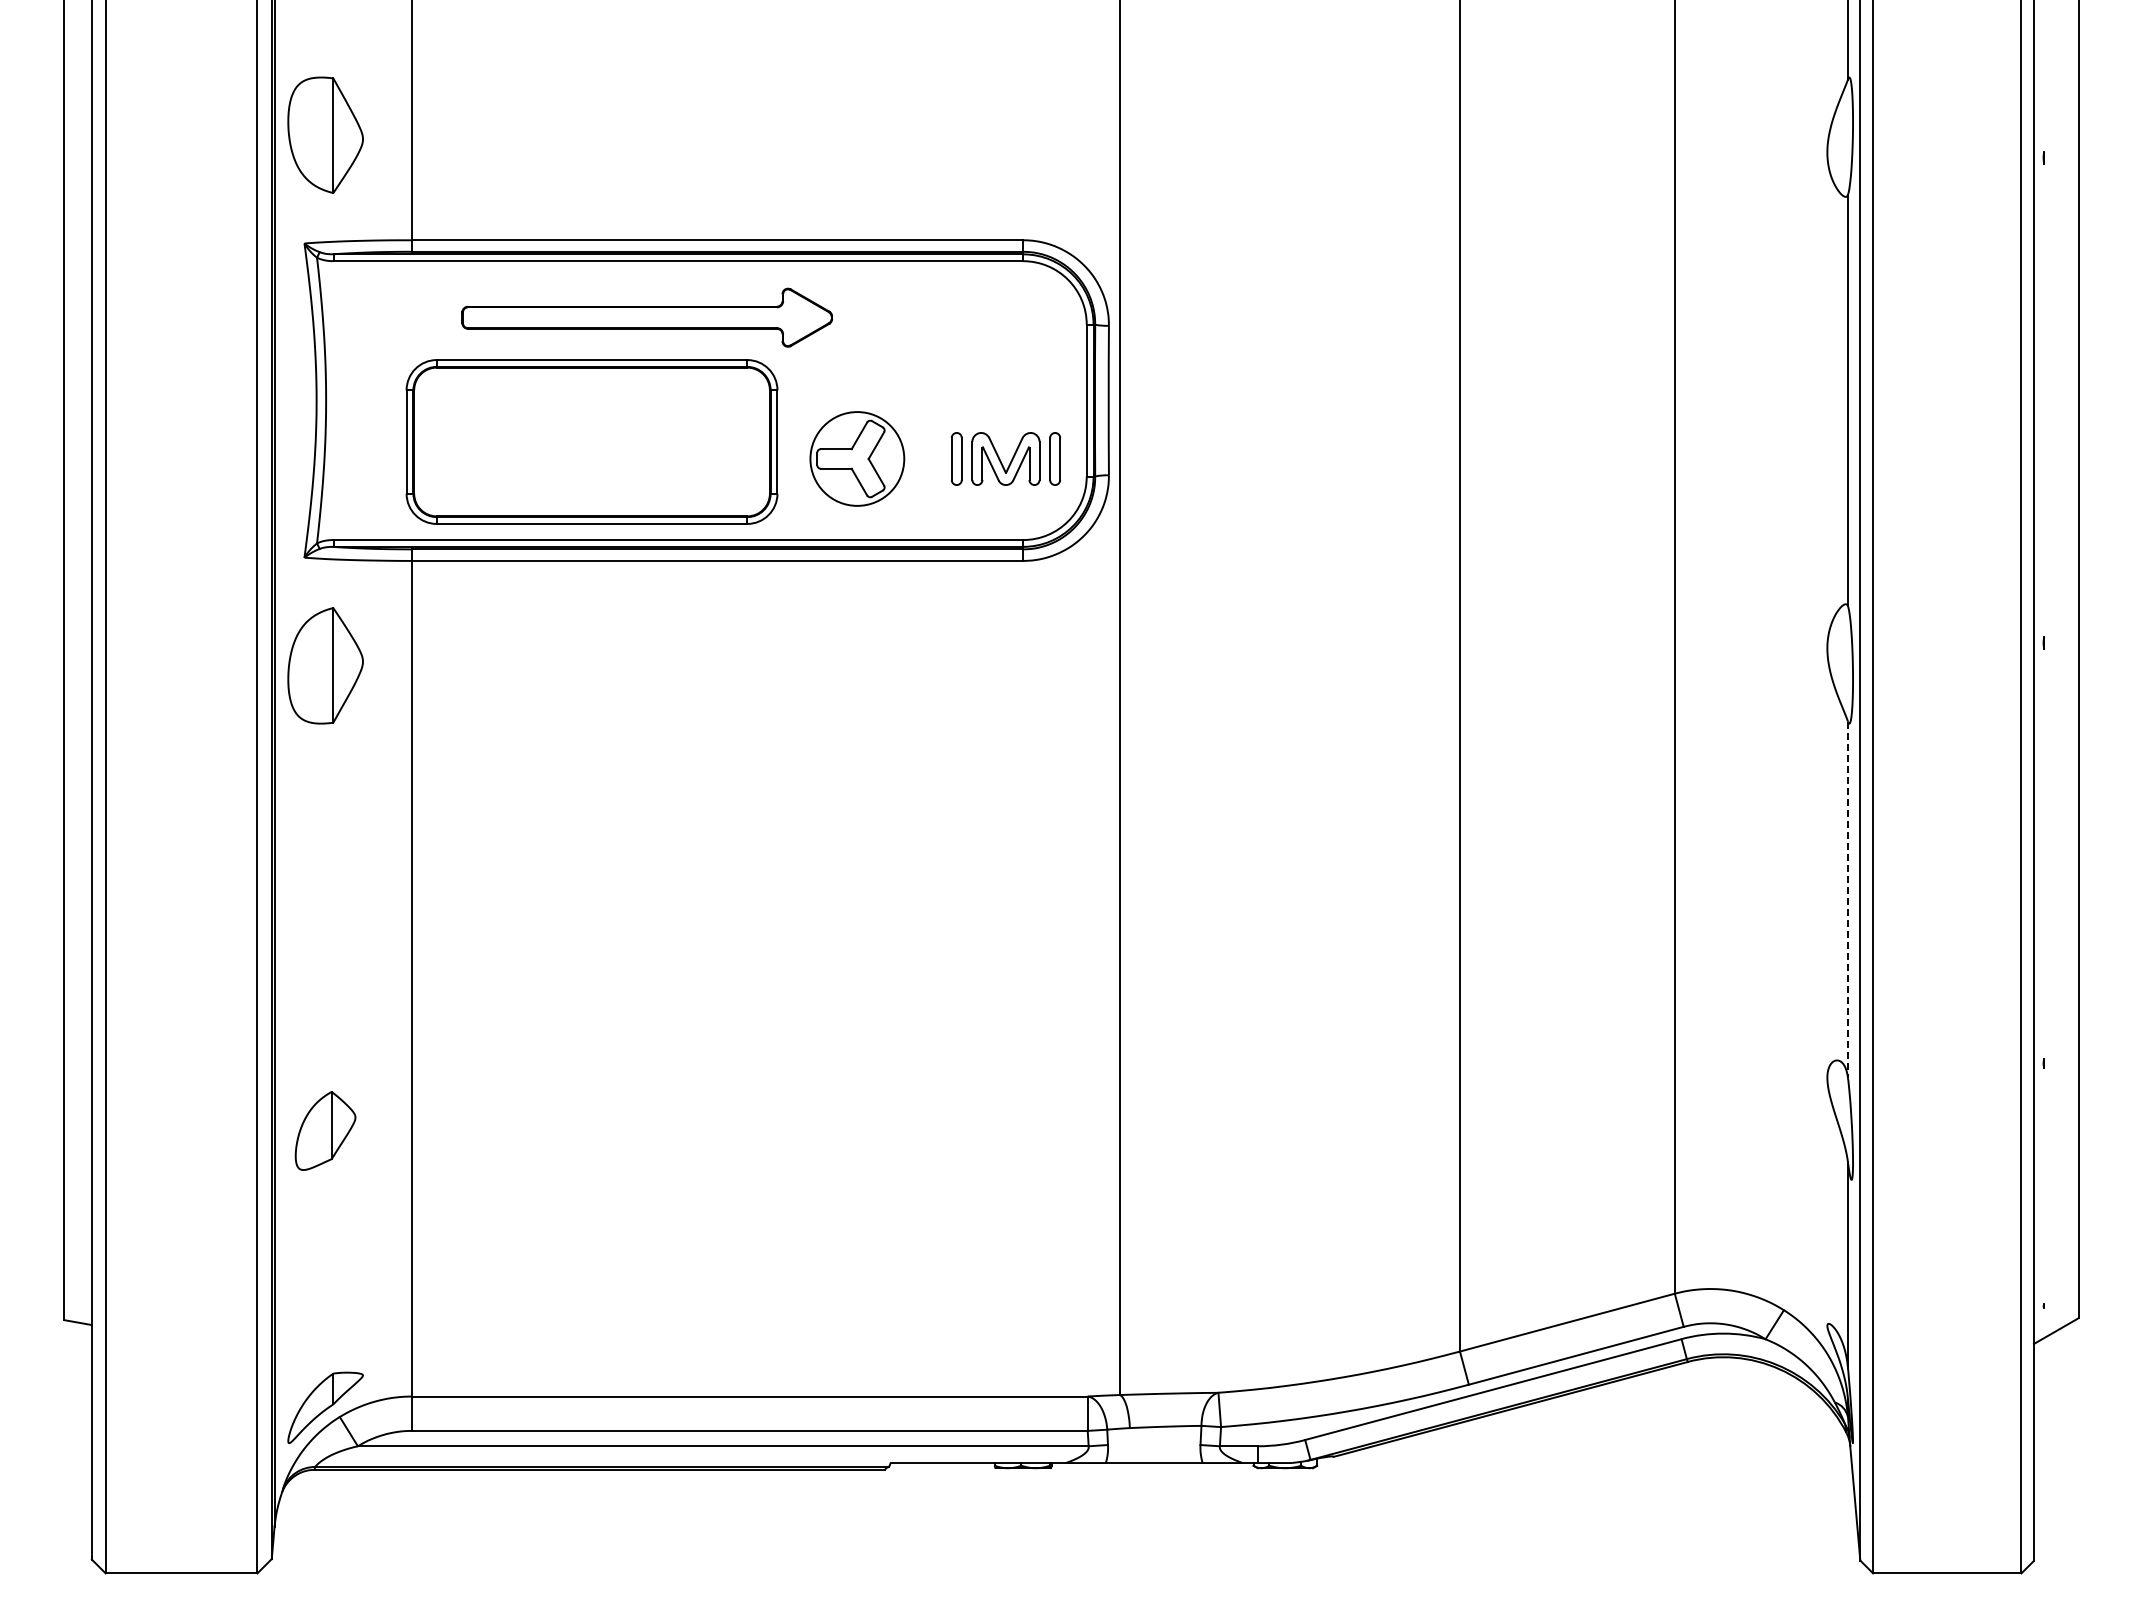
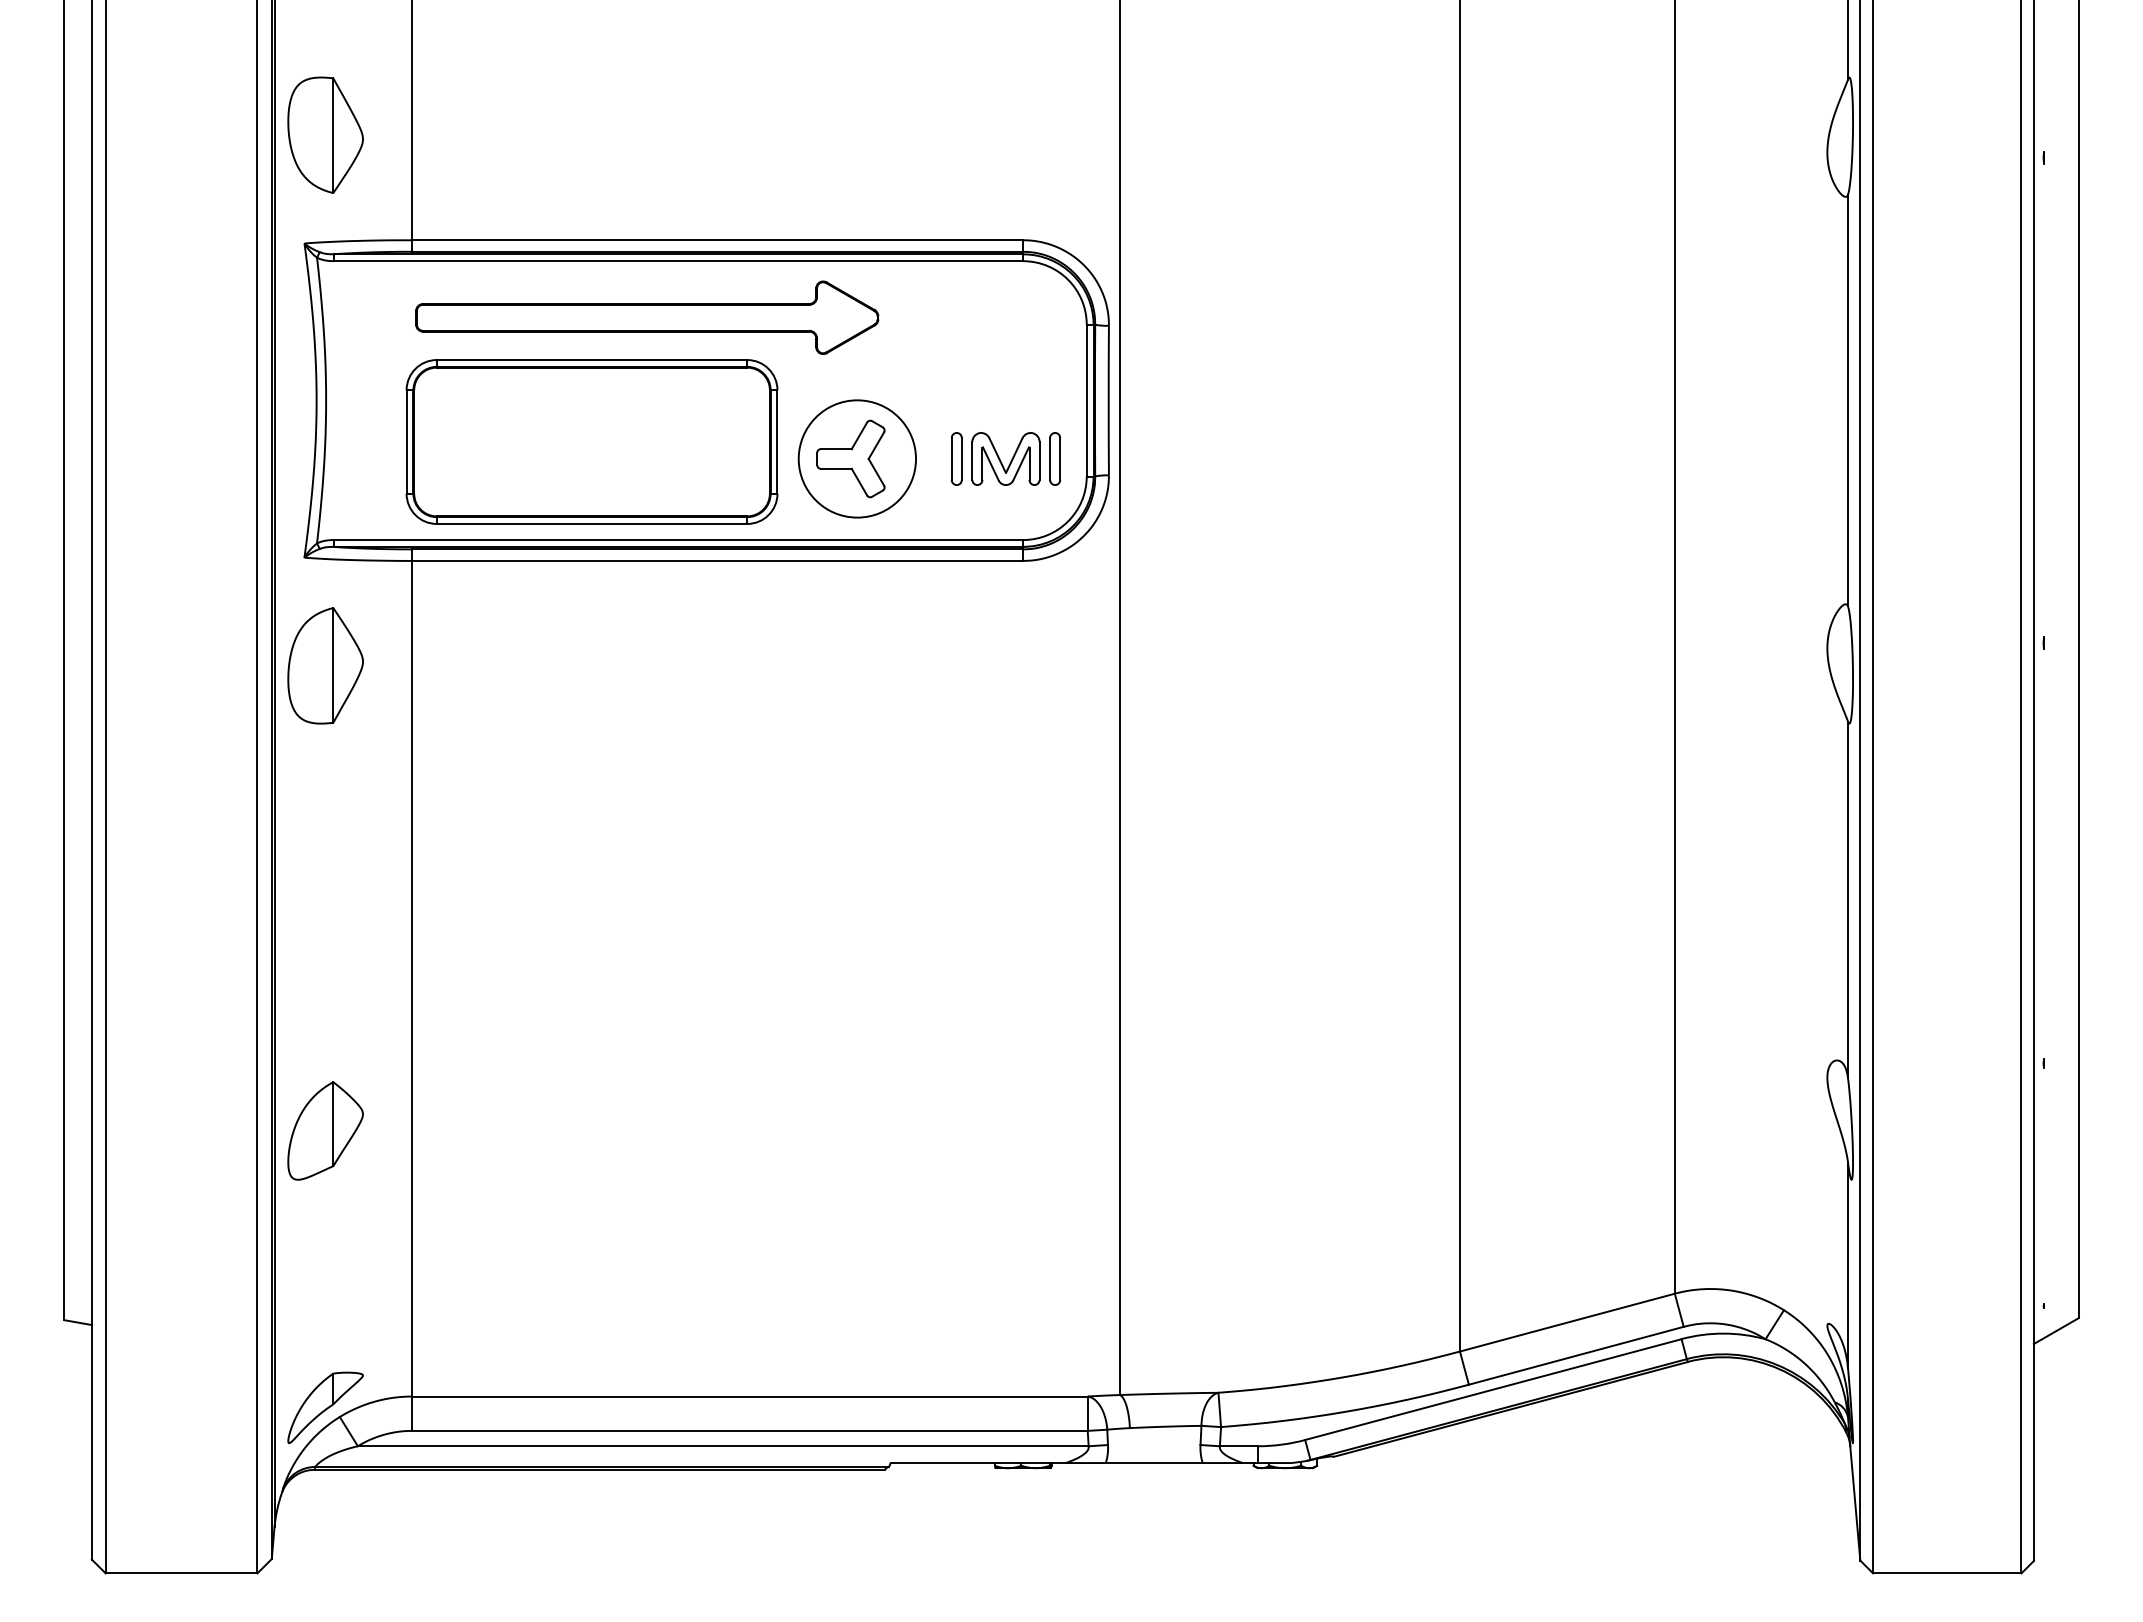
part size: 372x61 px -> 465x75 px (647, 317)
circle diameter: 94 px -> 117 px (857, 458)
line: dashed -> solid (1847, 900)
part size: 63x80 px -> 77x100 px (325, 1130)
